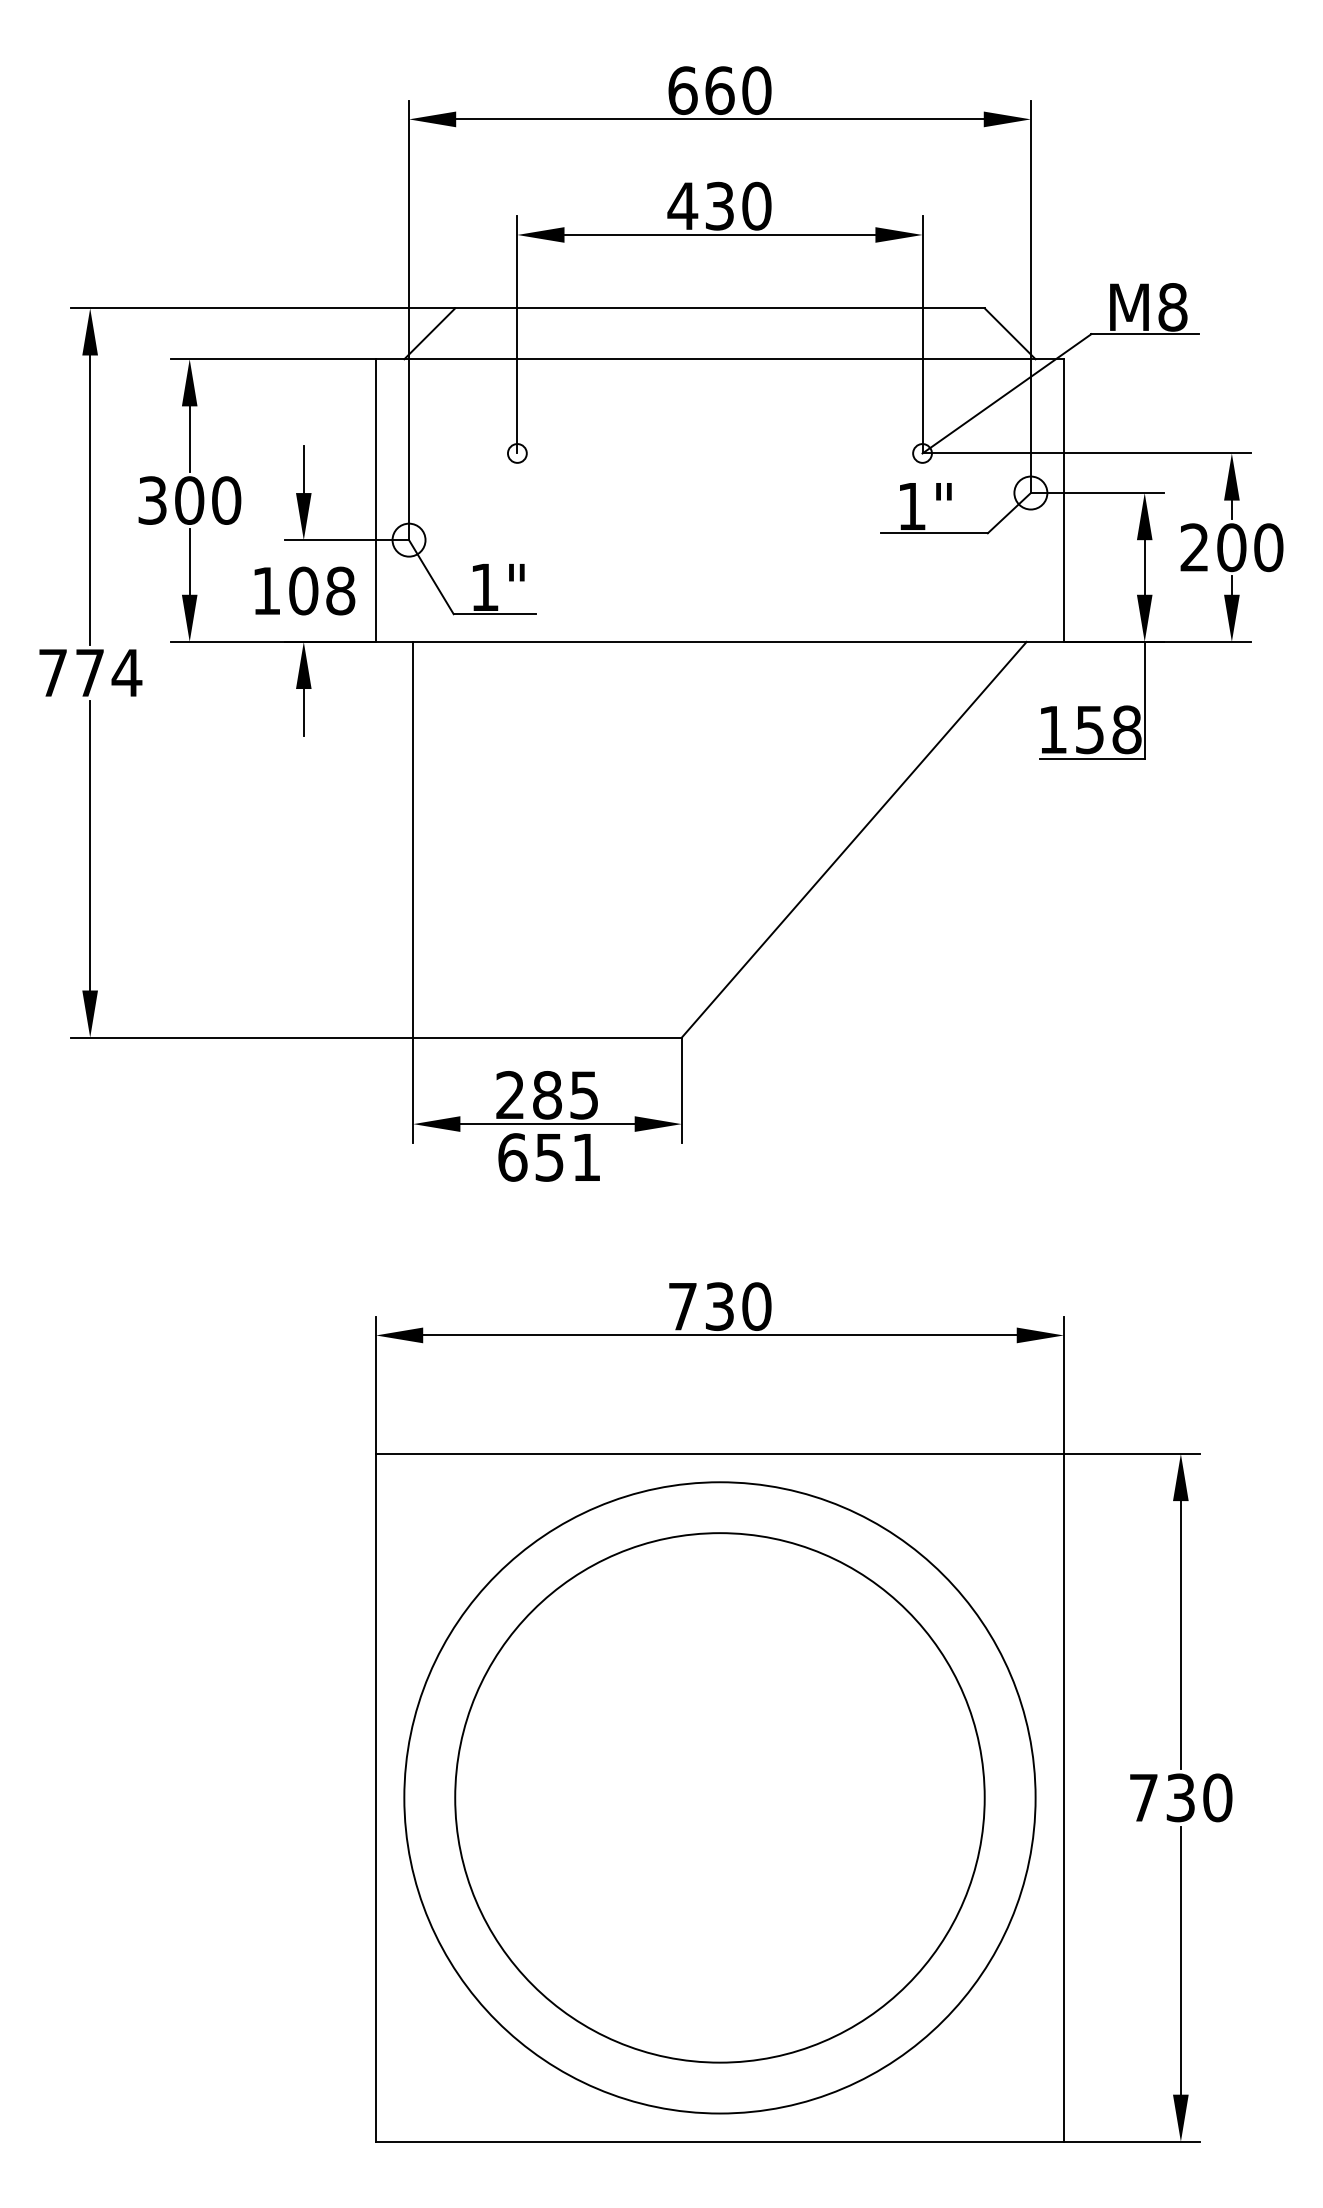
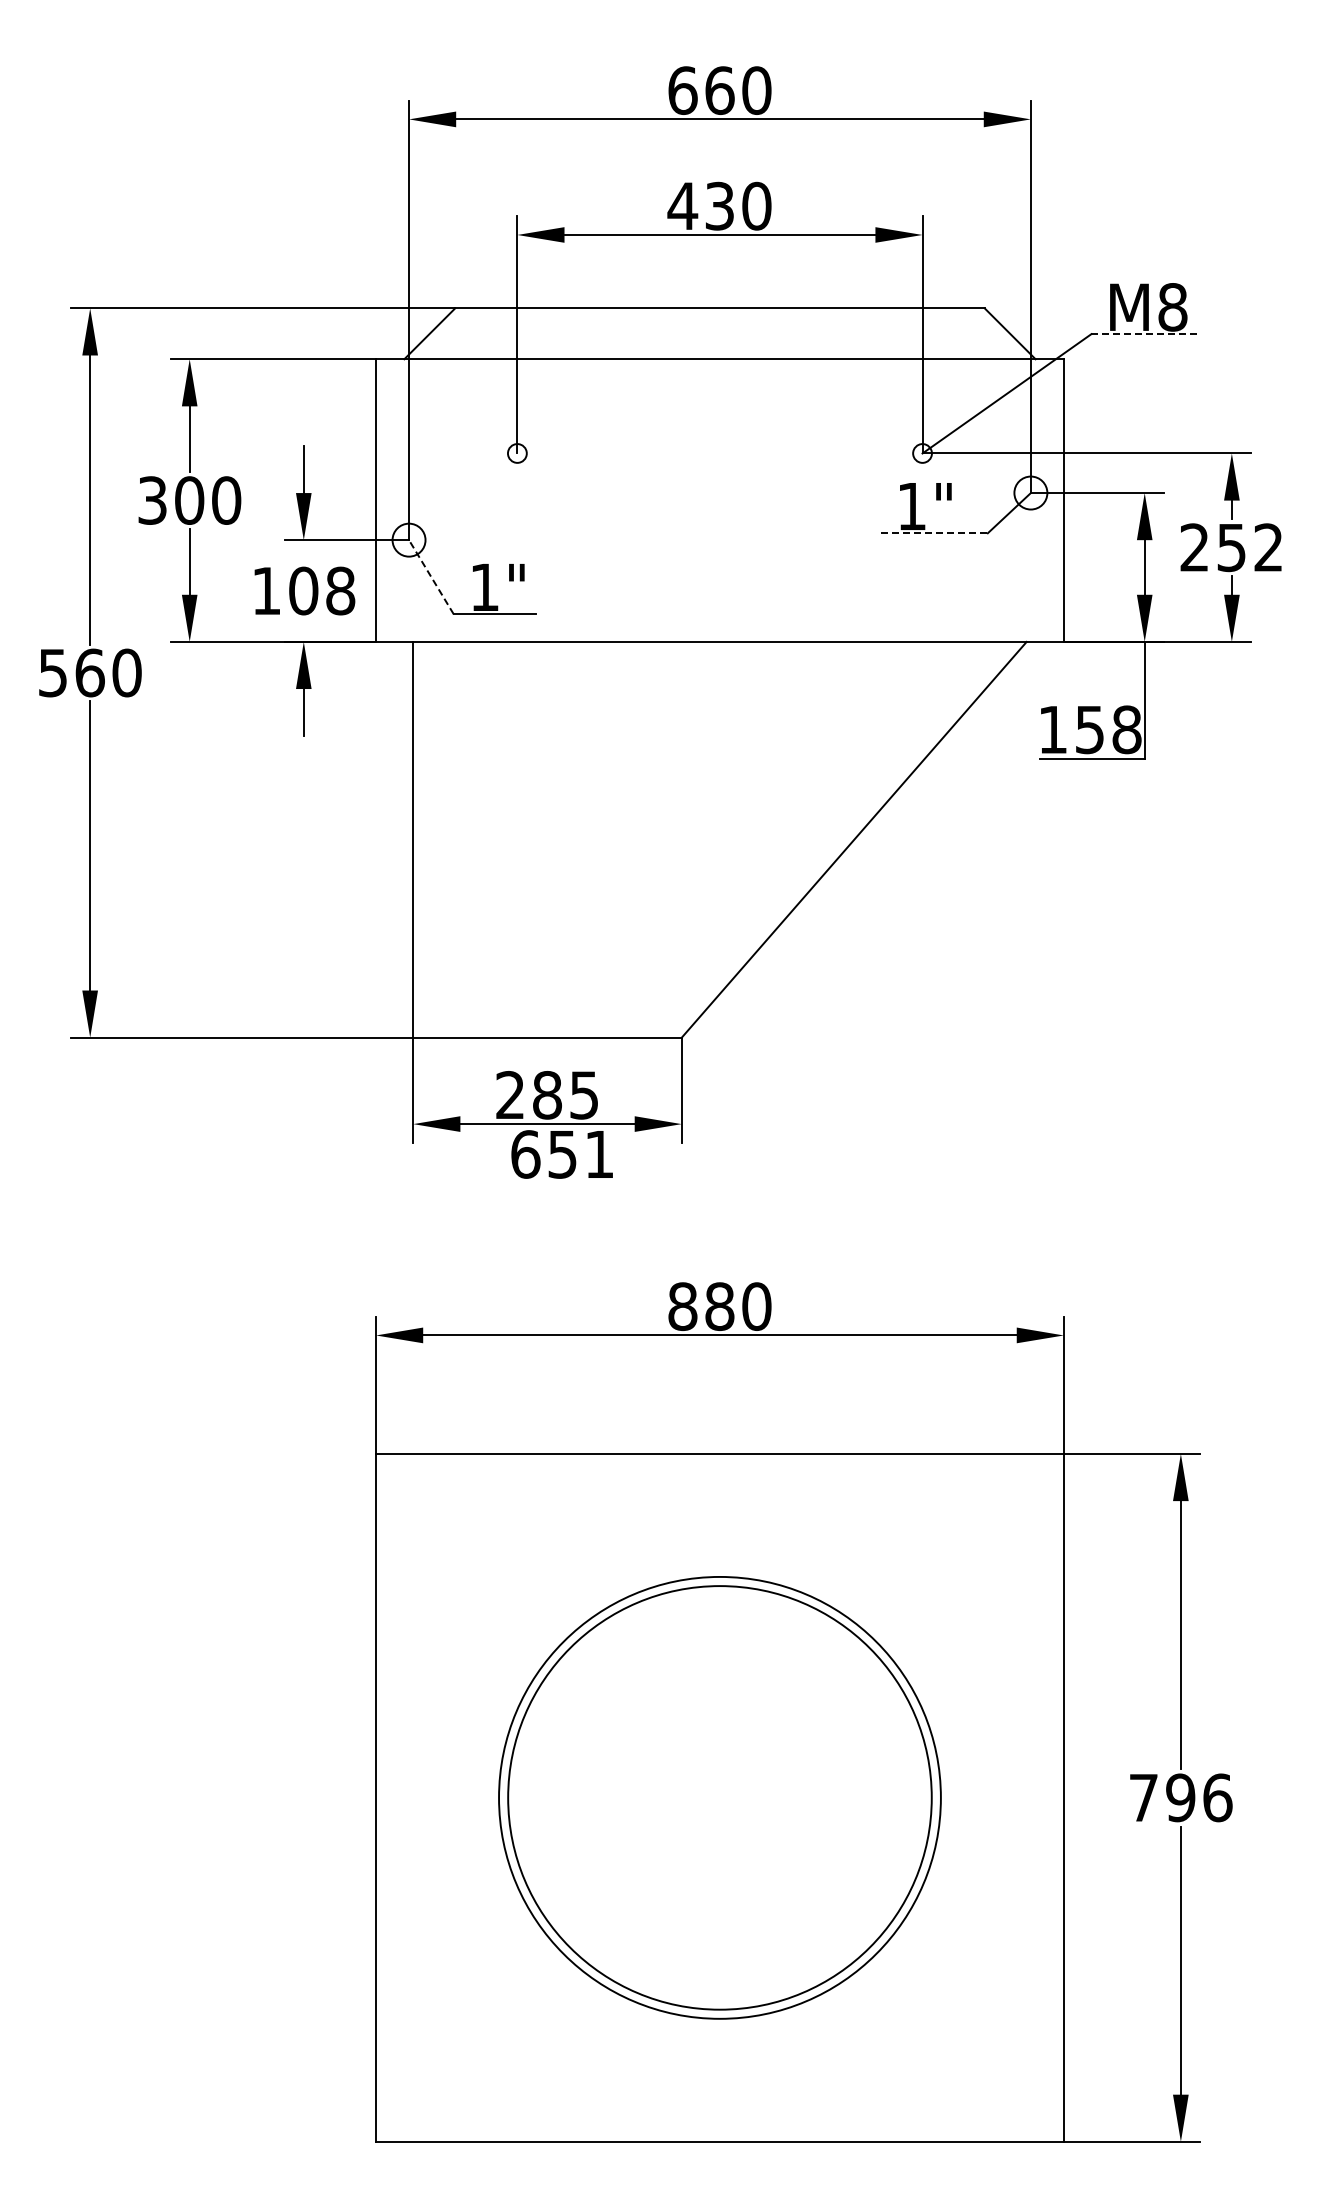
line: solid -> dashed (1145, 334)
line: solid -> dashed (934, 533)
text: 200 -> 252 (1250, 547)
line: solid -> dashed (431, 576)
text: 774 -> 560 (90, 672)
text position: (548, 1157) -> (561, 1154) (561, 1154)
text: 730 -> 880 (701, 1306)
circle diameter: 530 px -> 424 px (719, 1797)
circle diameter: 631 px -> 442 px (719, 1797)
text: 730 -> 796 (1199, 1797)
